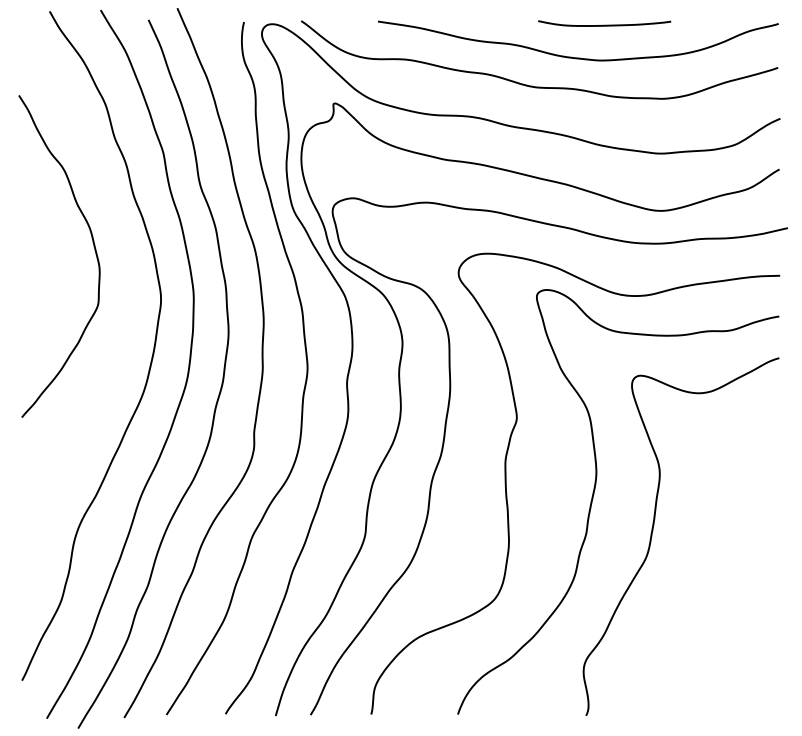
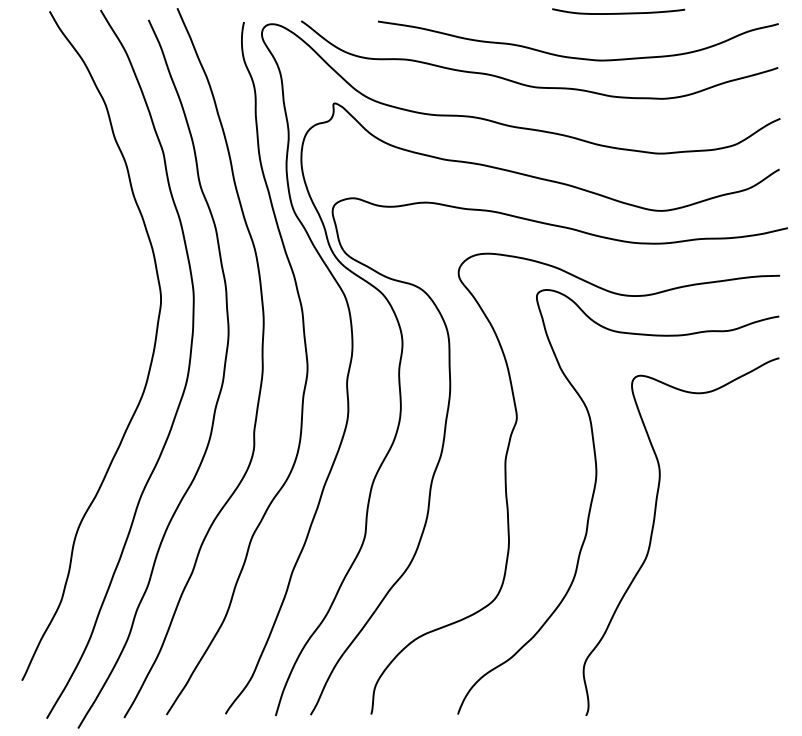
curve position: (604, 24) -> (618, 12) (618, 12)
curve: present -> none (93, 246)
